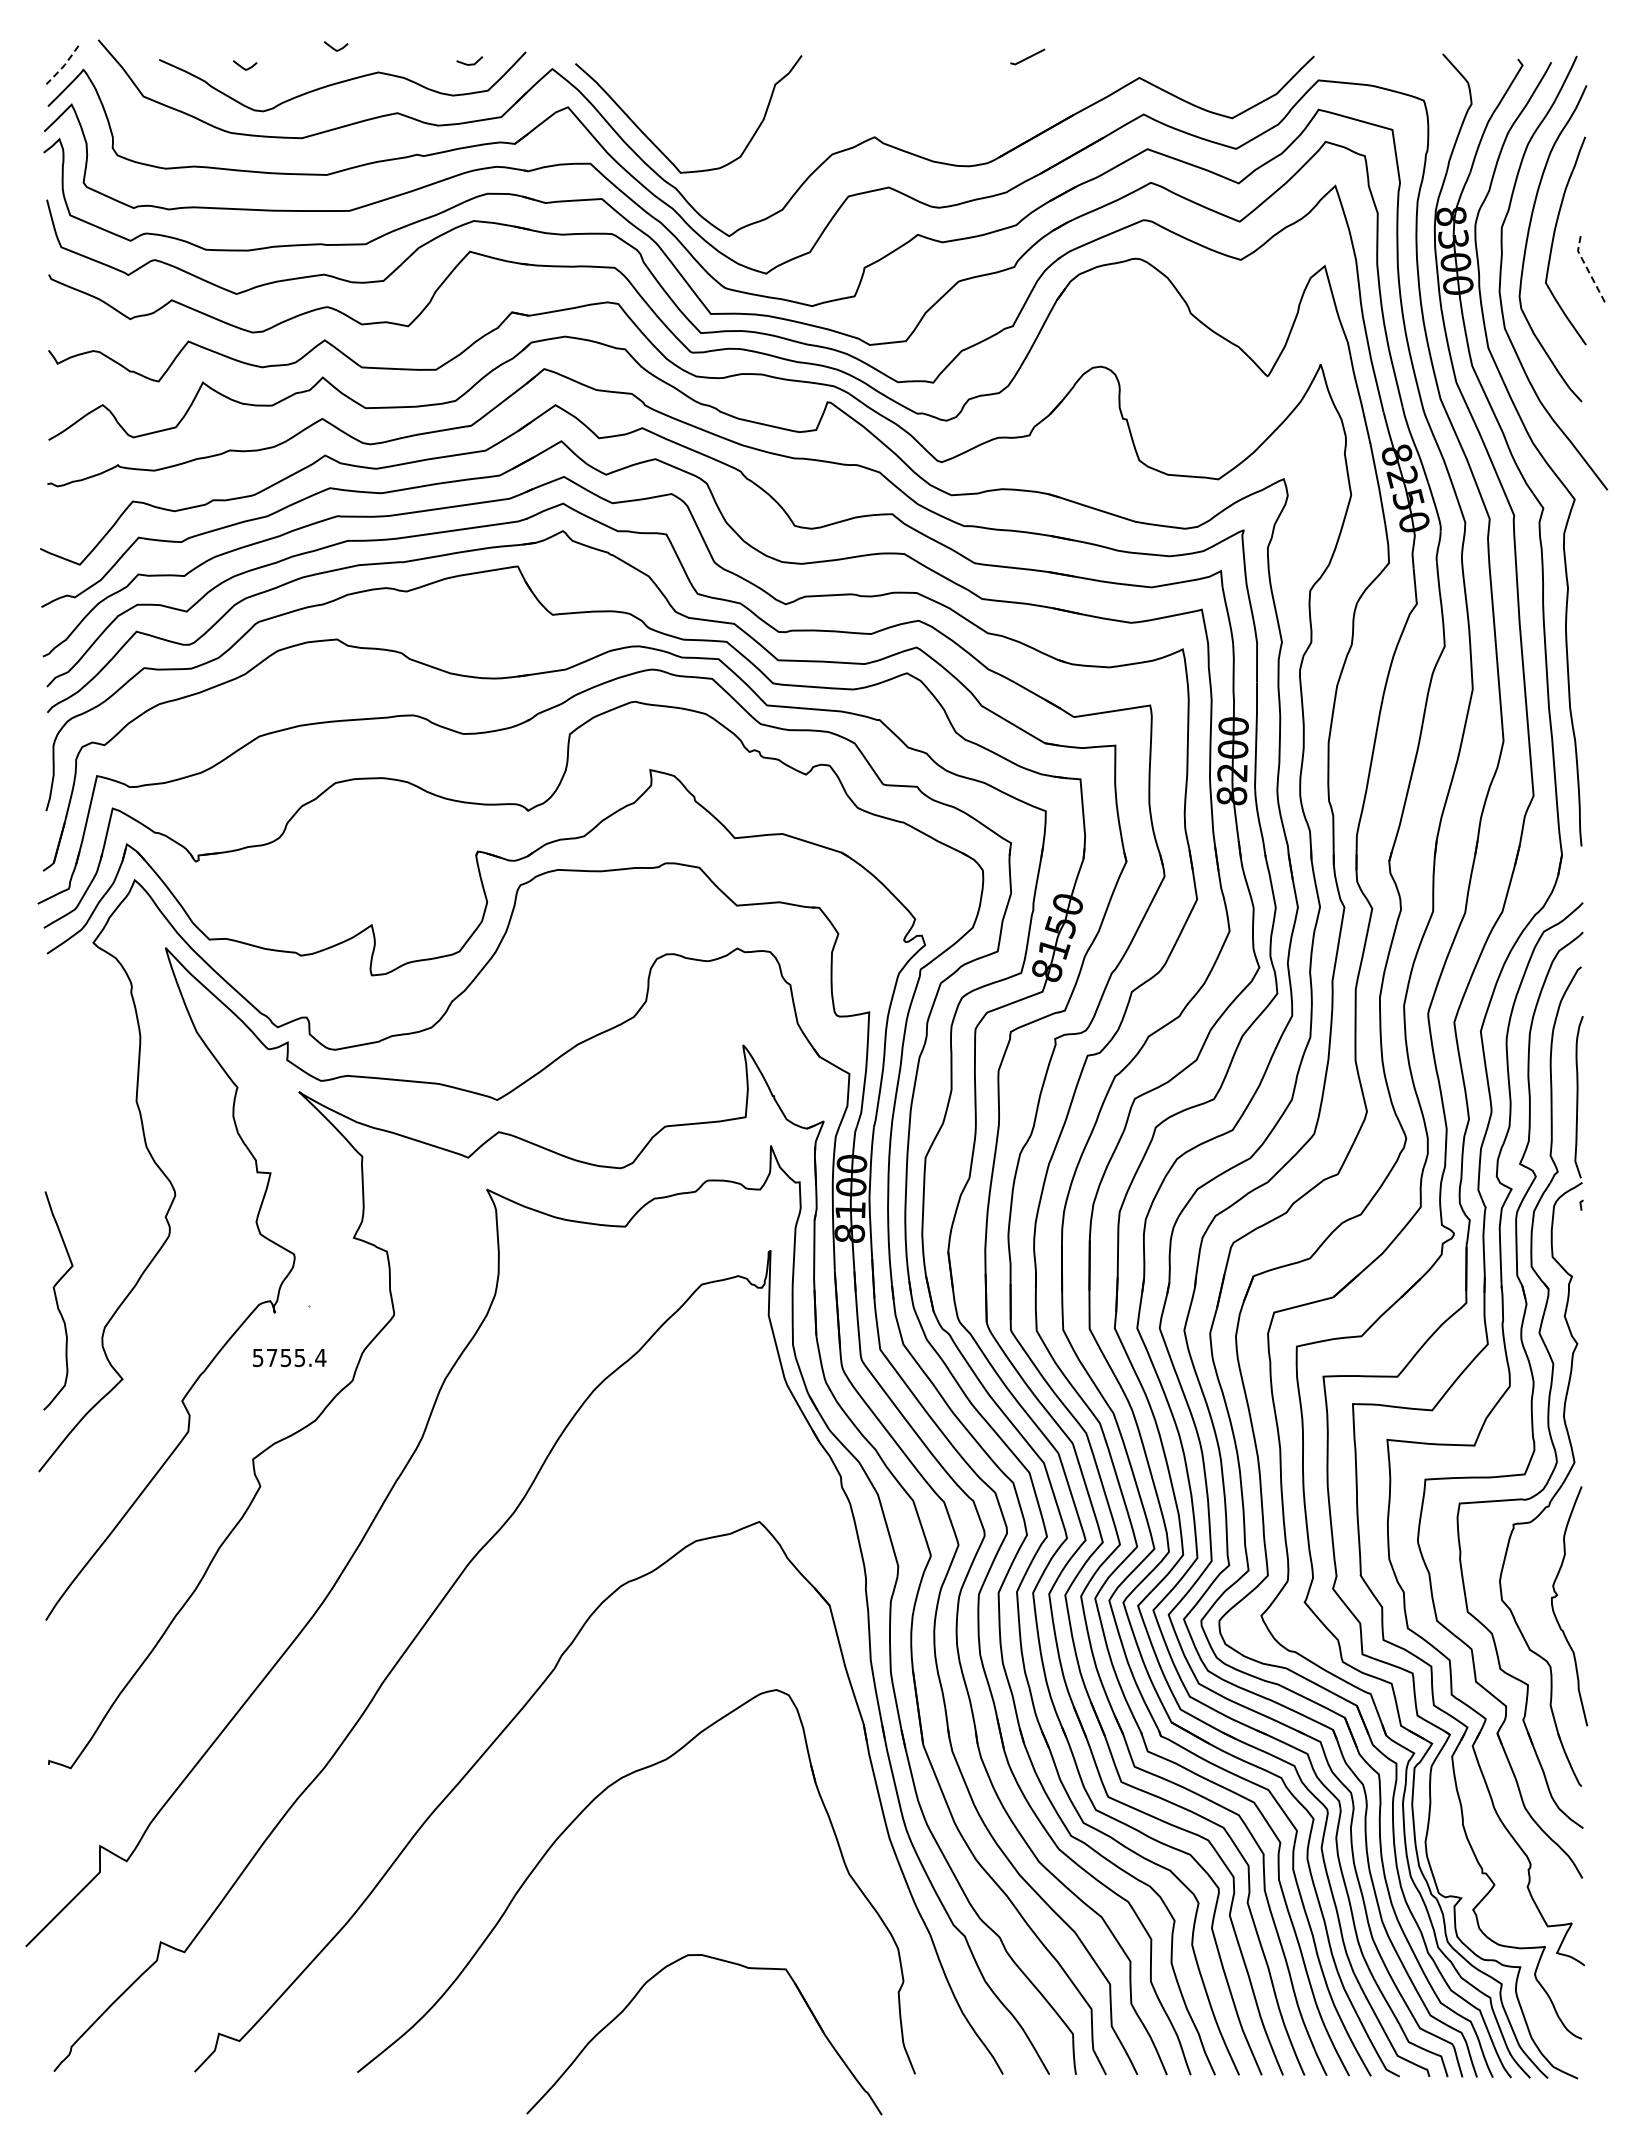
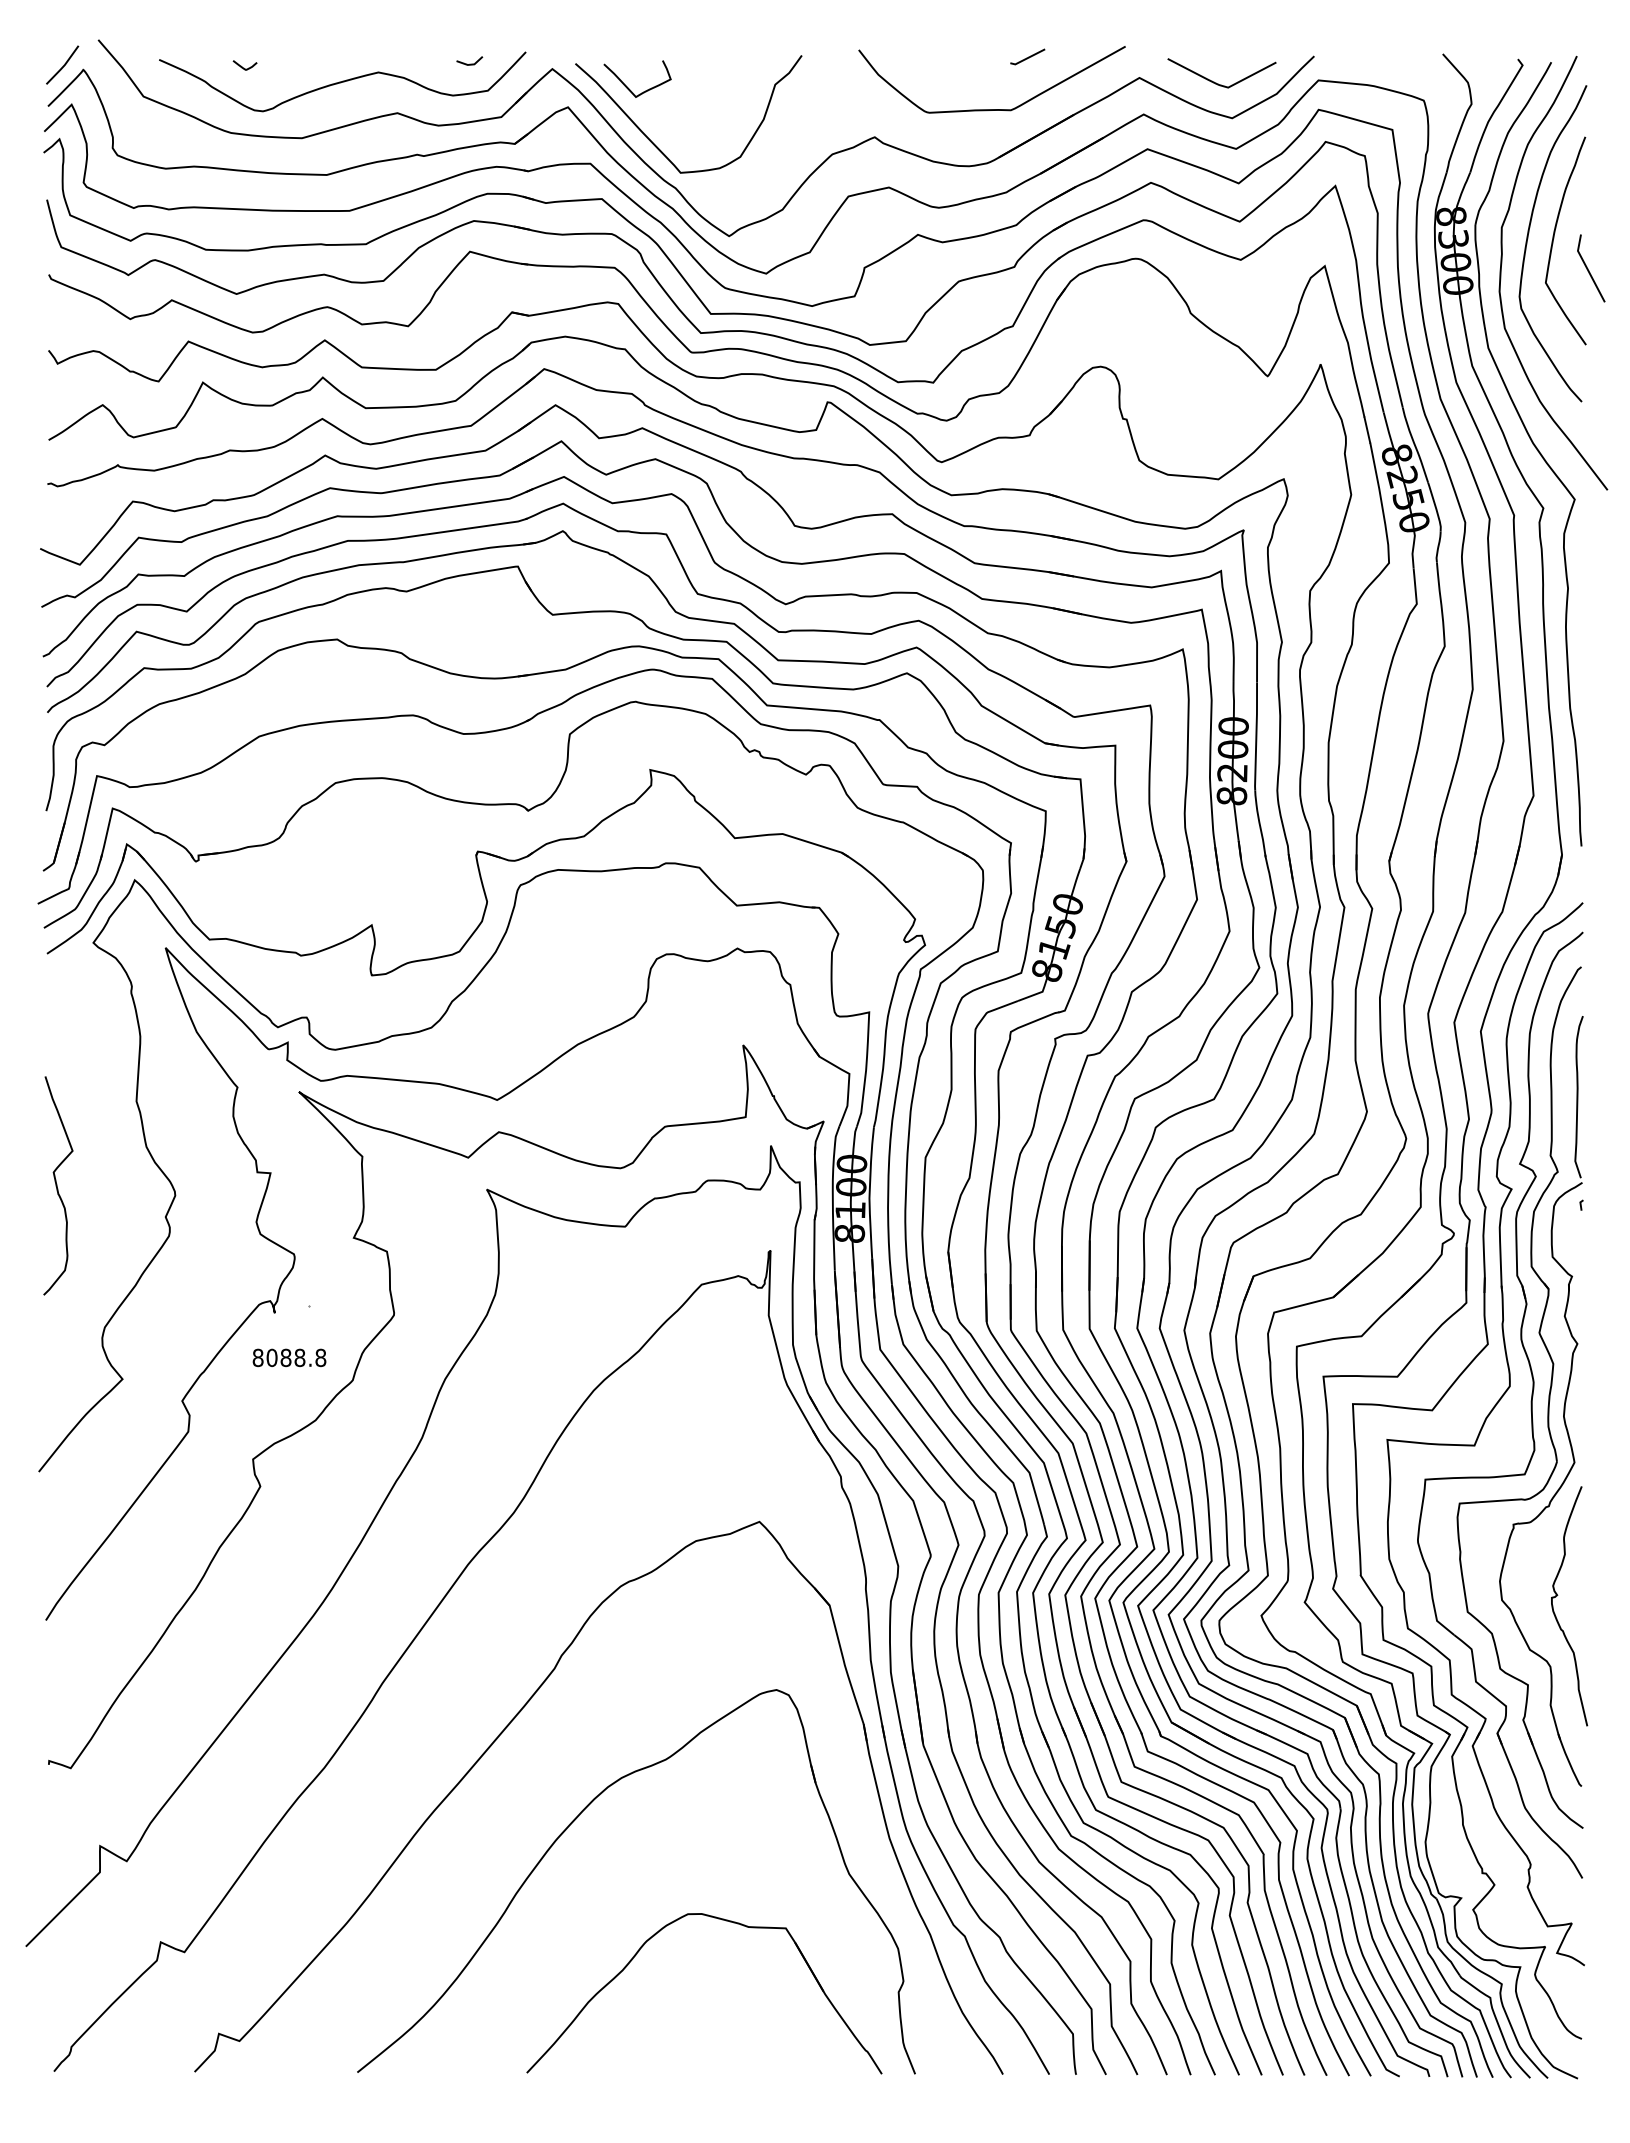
curve: present -> none (333, 47)
line: dashed -> solid (63, 66)
curve: none -> present (1216, 82)
curve: none -> present (628, 87)
curve: none -> present (991, 109)
line: dashed -> solid (1587, 268)
curve position: (57, 1300) -> (57, 1185) (57, 1185)
text: 5755.4 -> 8088.8 (289, 1357)
part position: (722, 1961) -> (722, 1920) (722, 1920)
